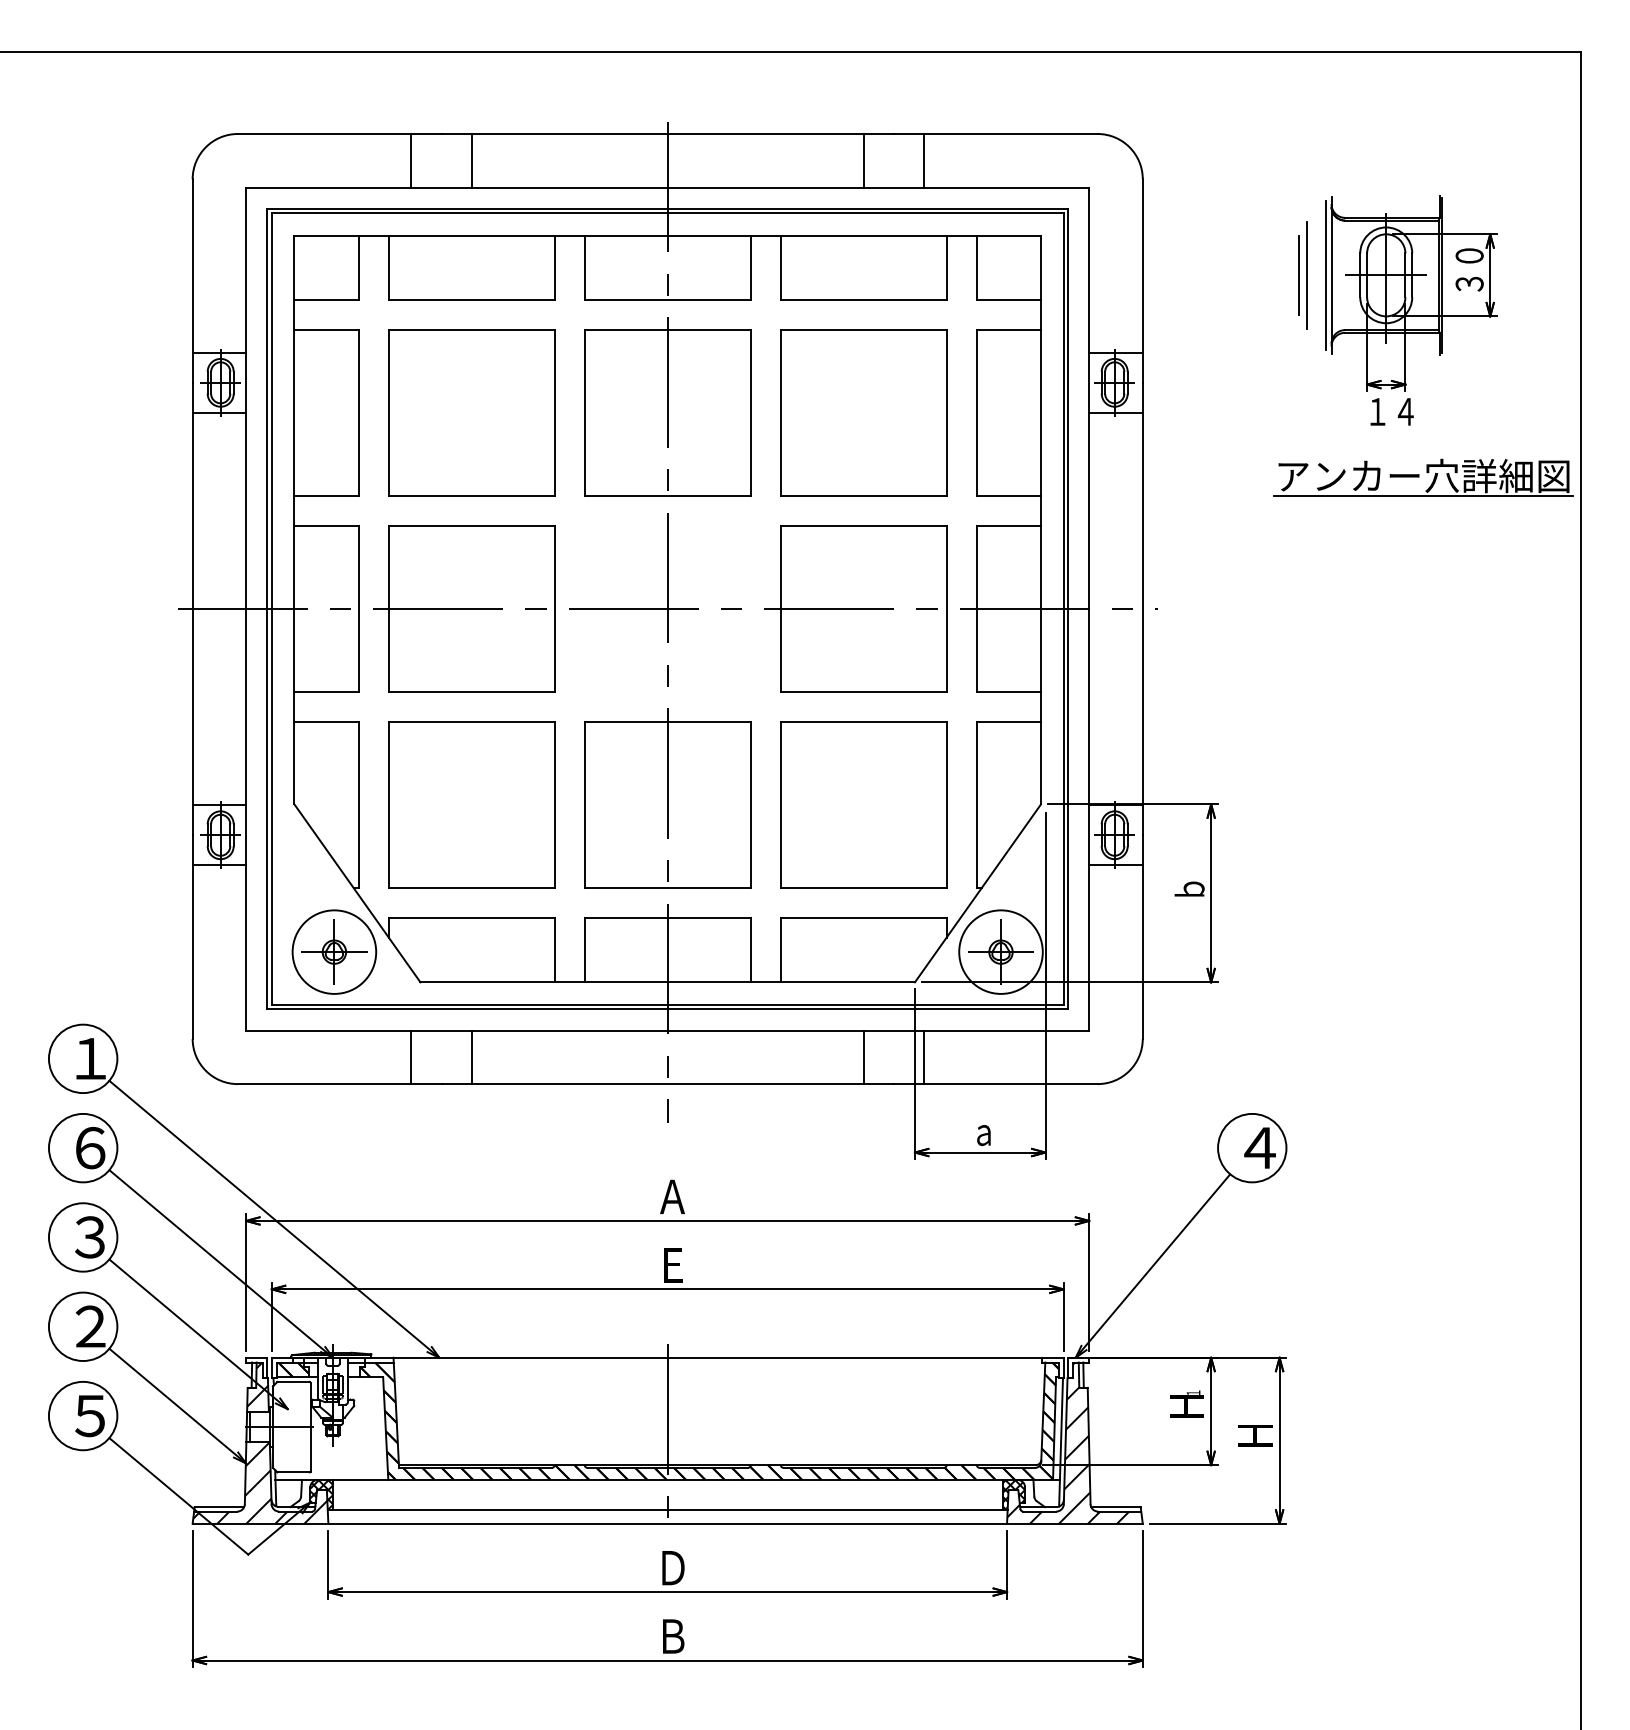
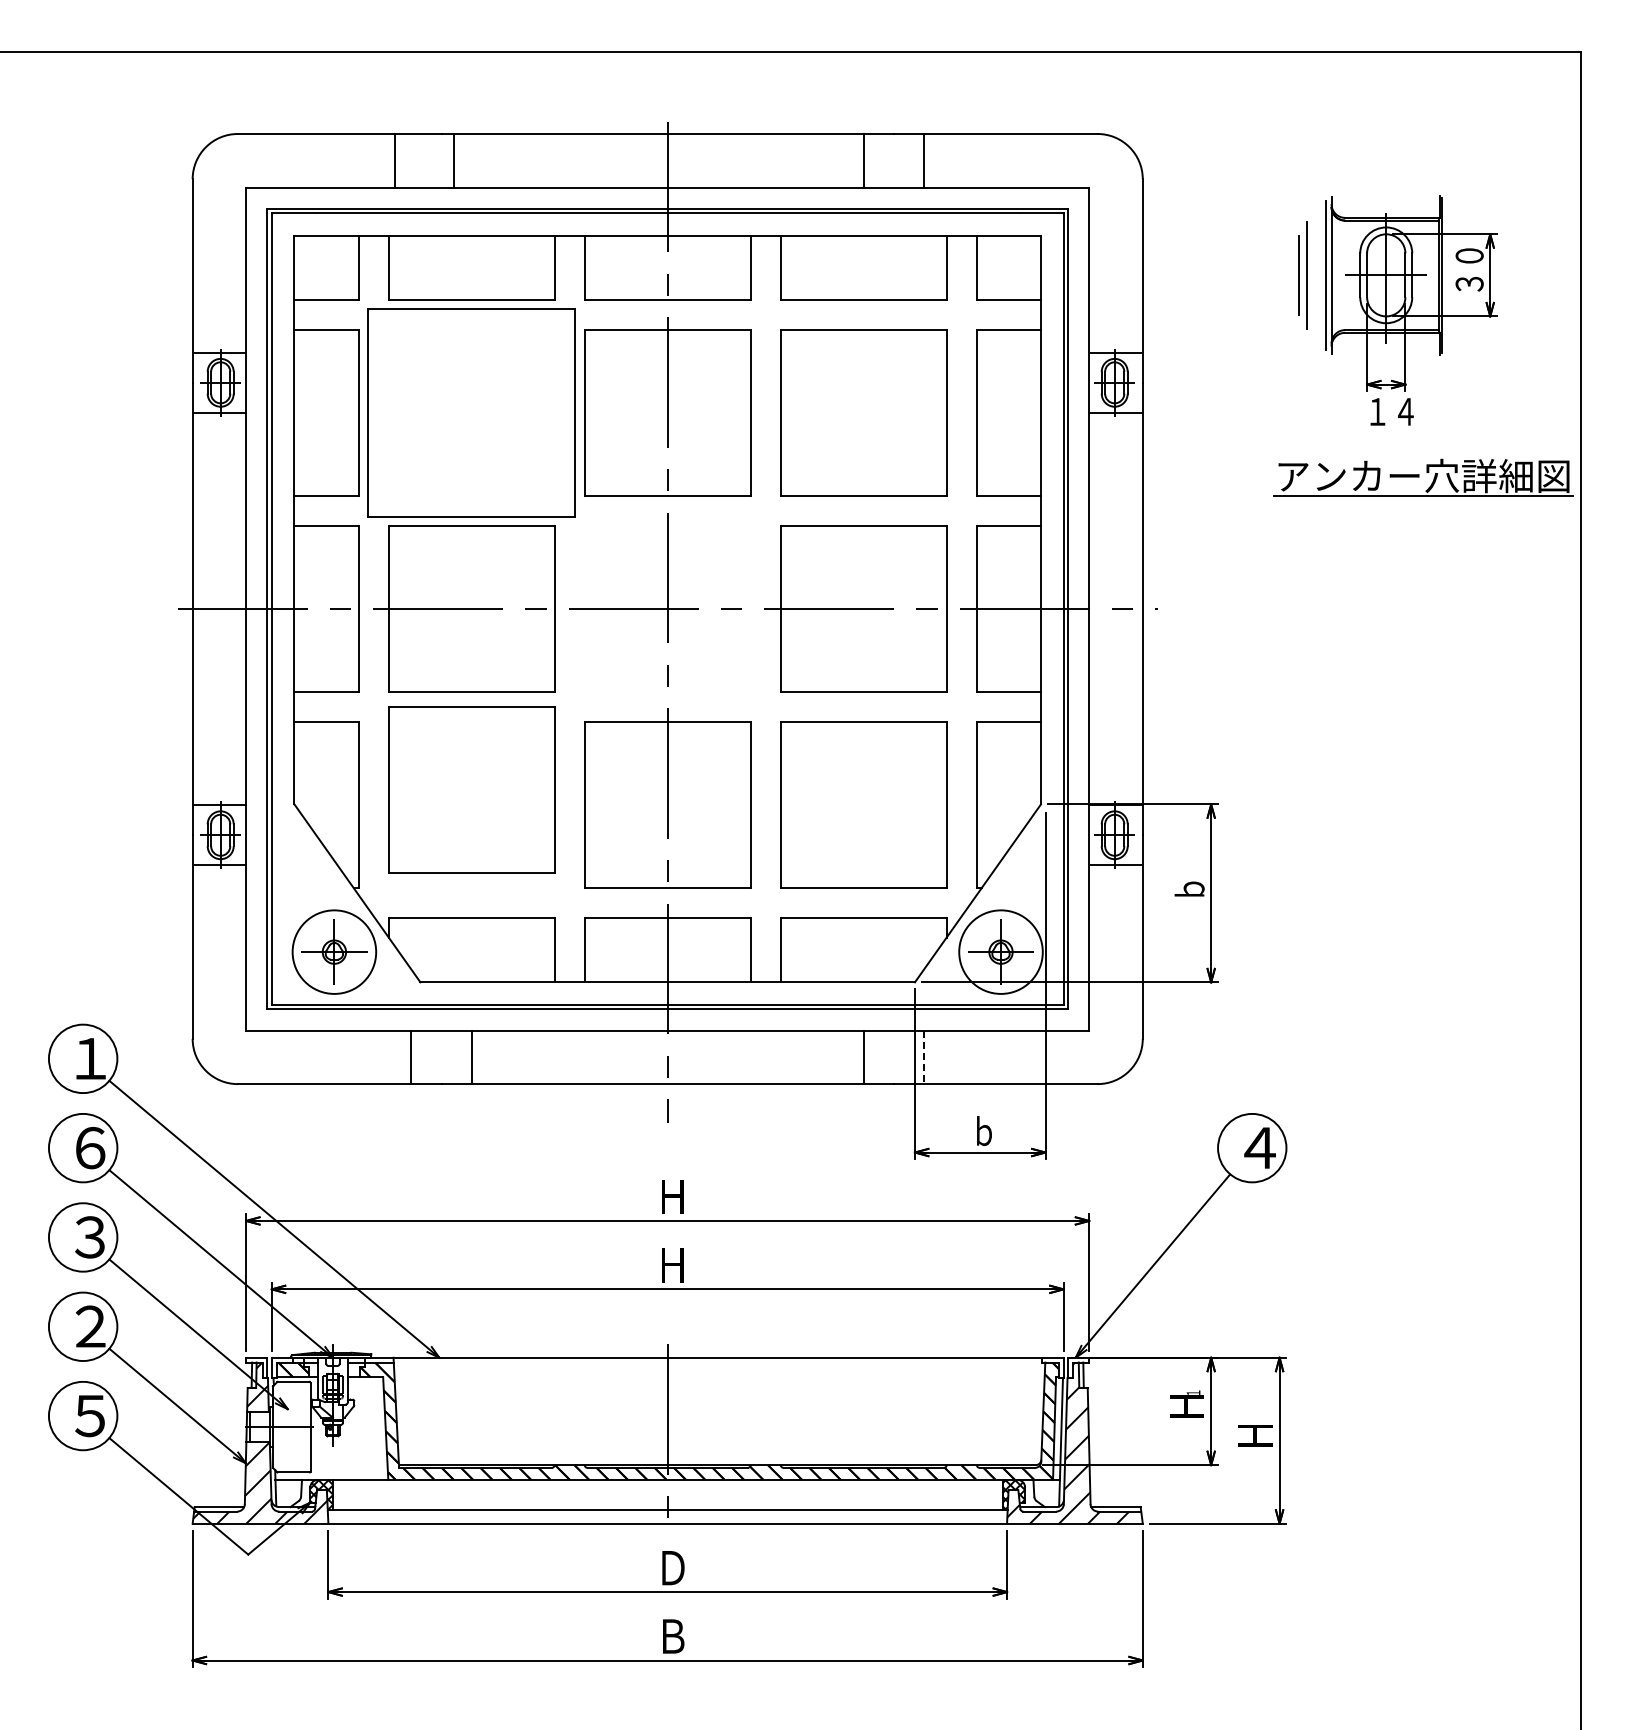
line position: (411, 160) -> (395, 160) (395, 160)
line position: (471, 160) -> (453, 160) (453, 160)
part size: 168x168 px -> 209x210 px (471, 412)
part position: (471, 804) -> (471, 789) (471, 789)
line: solid -> dashed (924, 1057)
text: ａ -> ｂ (984, 1131)
text: Ａ -> Ｈ (672, 1196)
text: Ｅ -> Ｈ (672, 1265)
